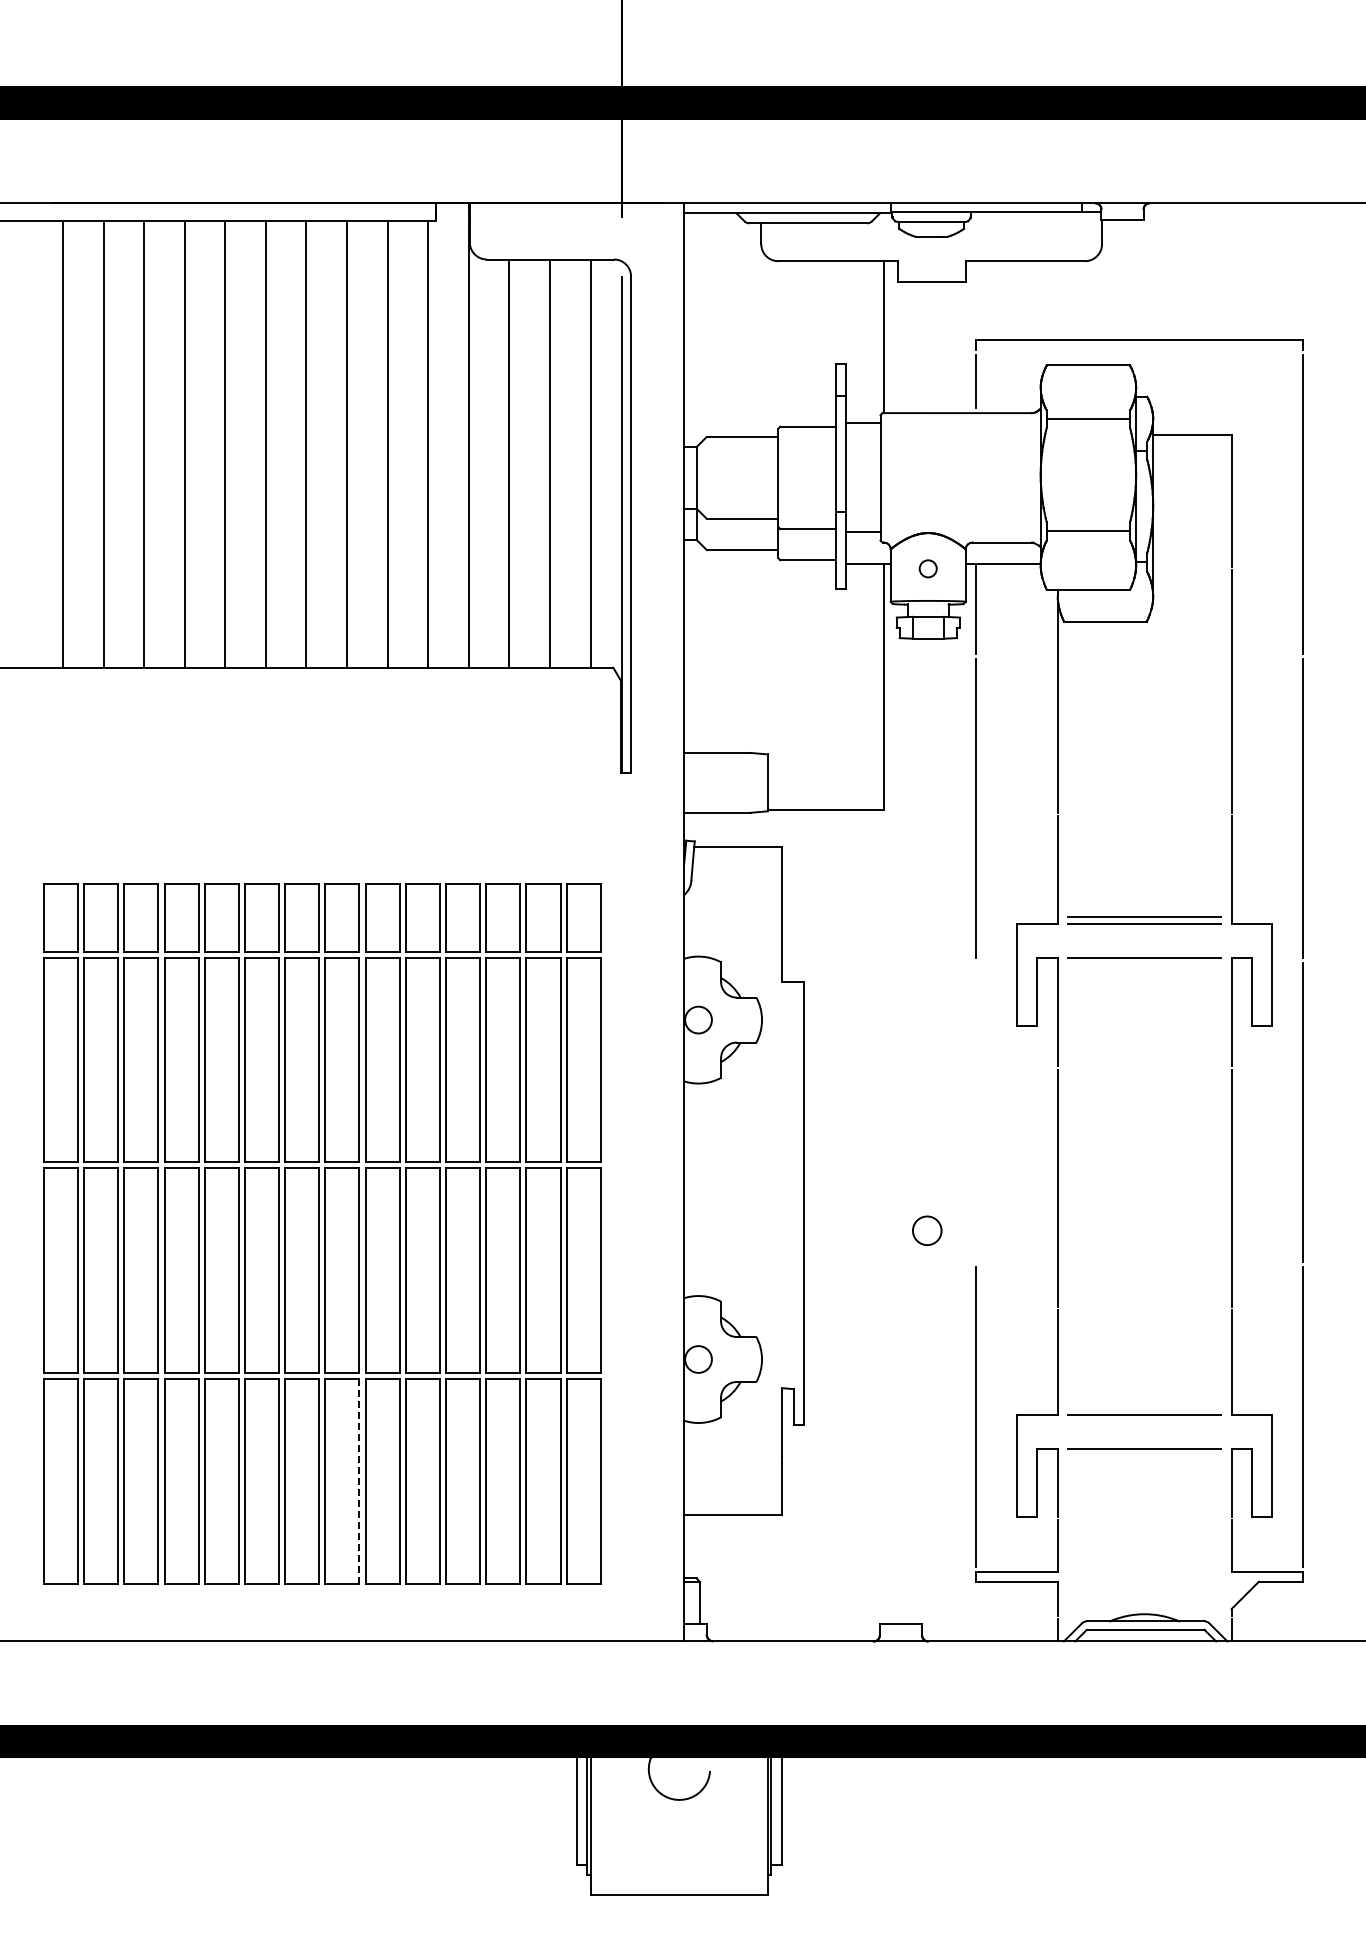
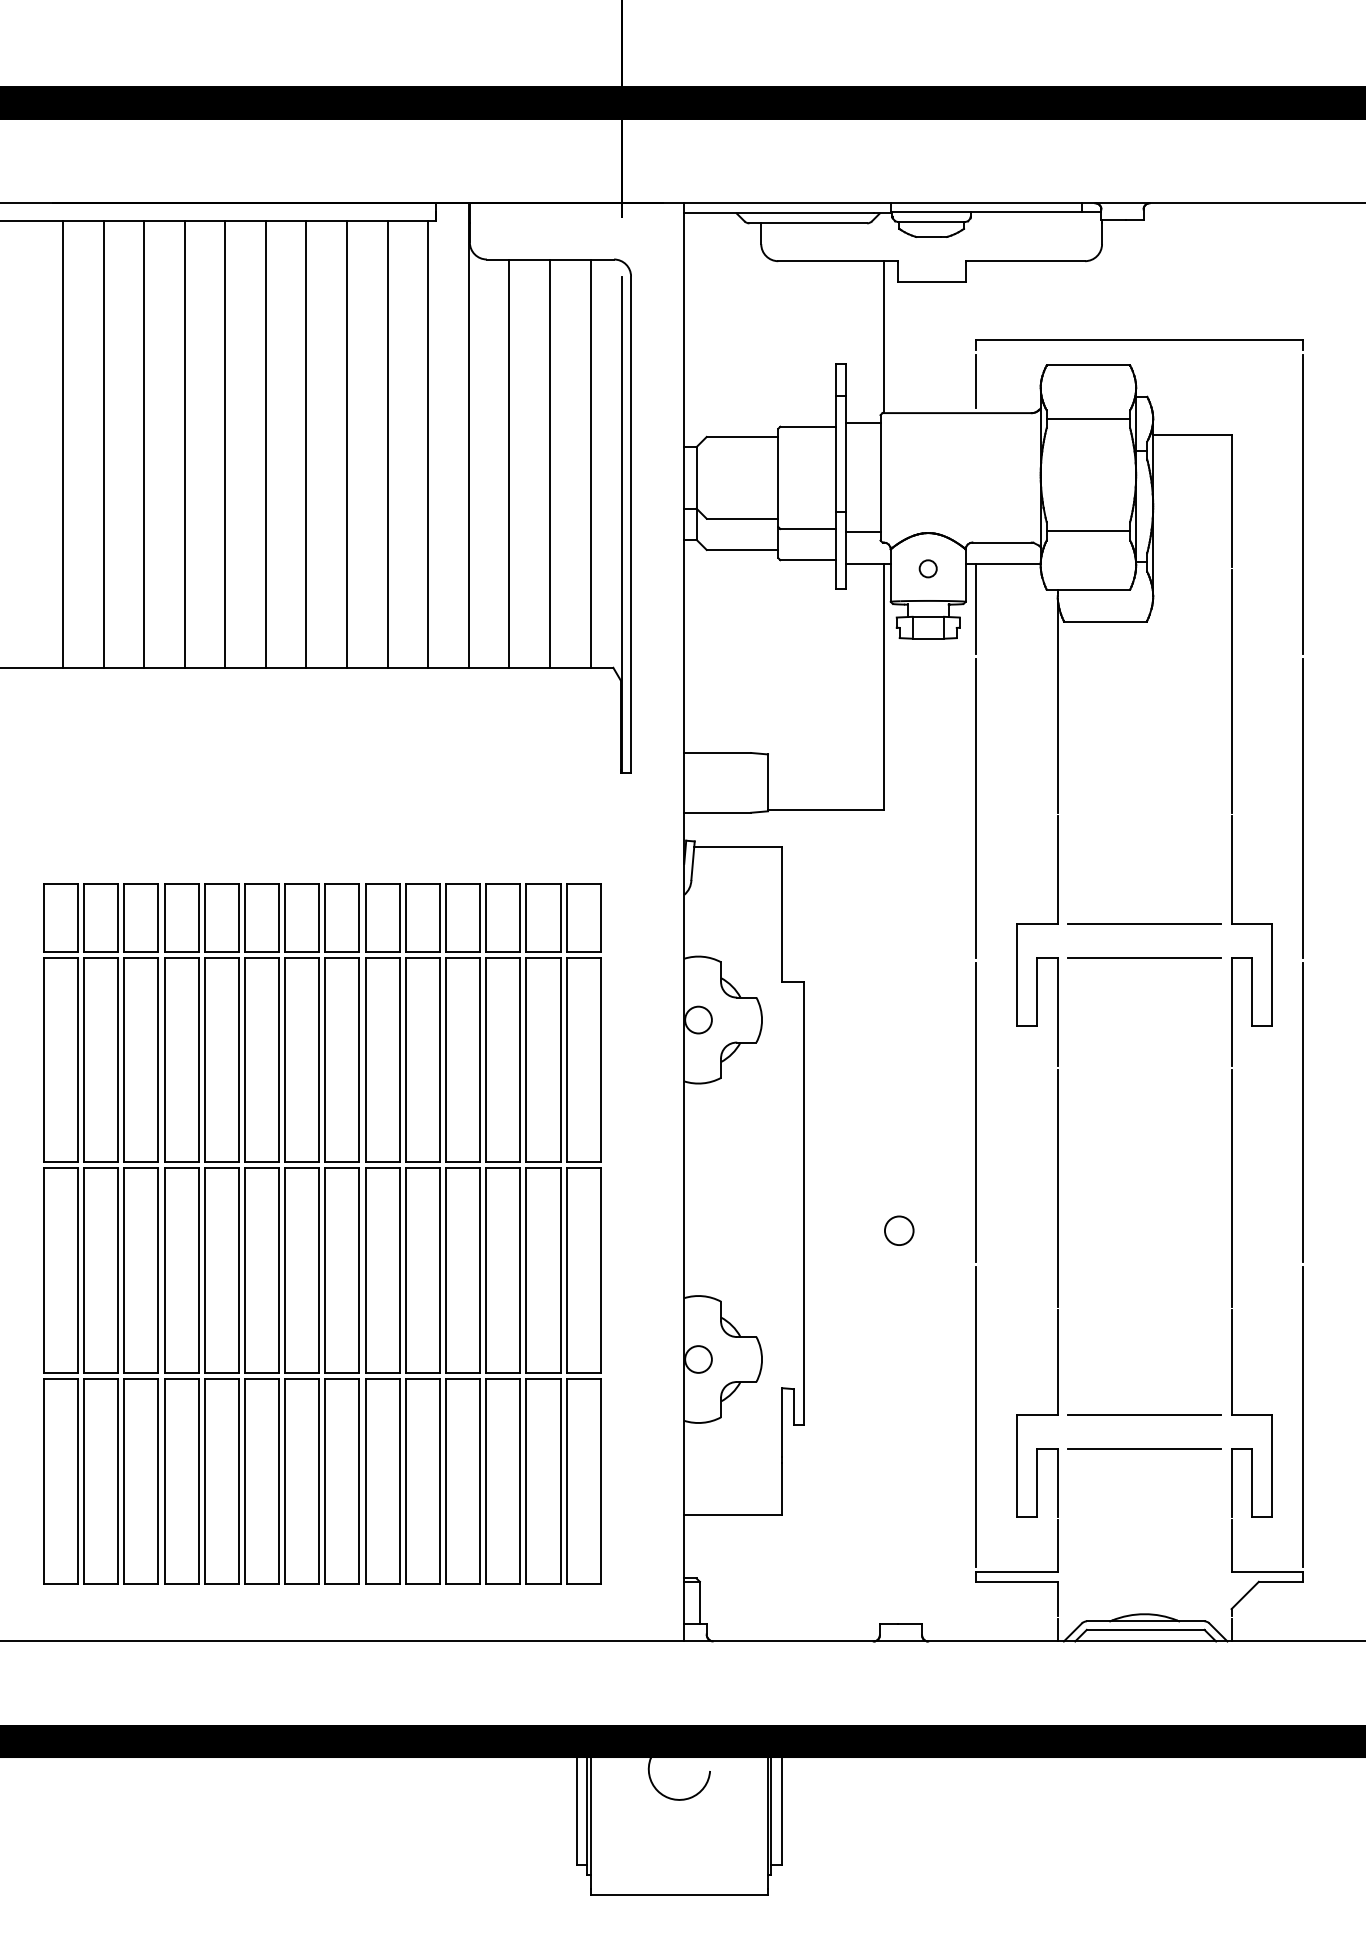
line: present -> none (1144, 916)
line: none -> present (975, 1112)
circle position: (927, 1230) -> (899, 1230) (899, 1230)
line: dashed -> solid (359, 1480)
